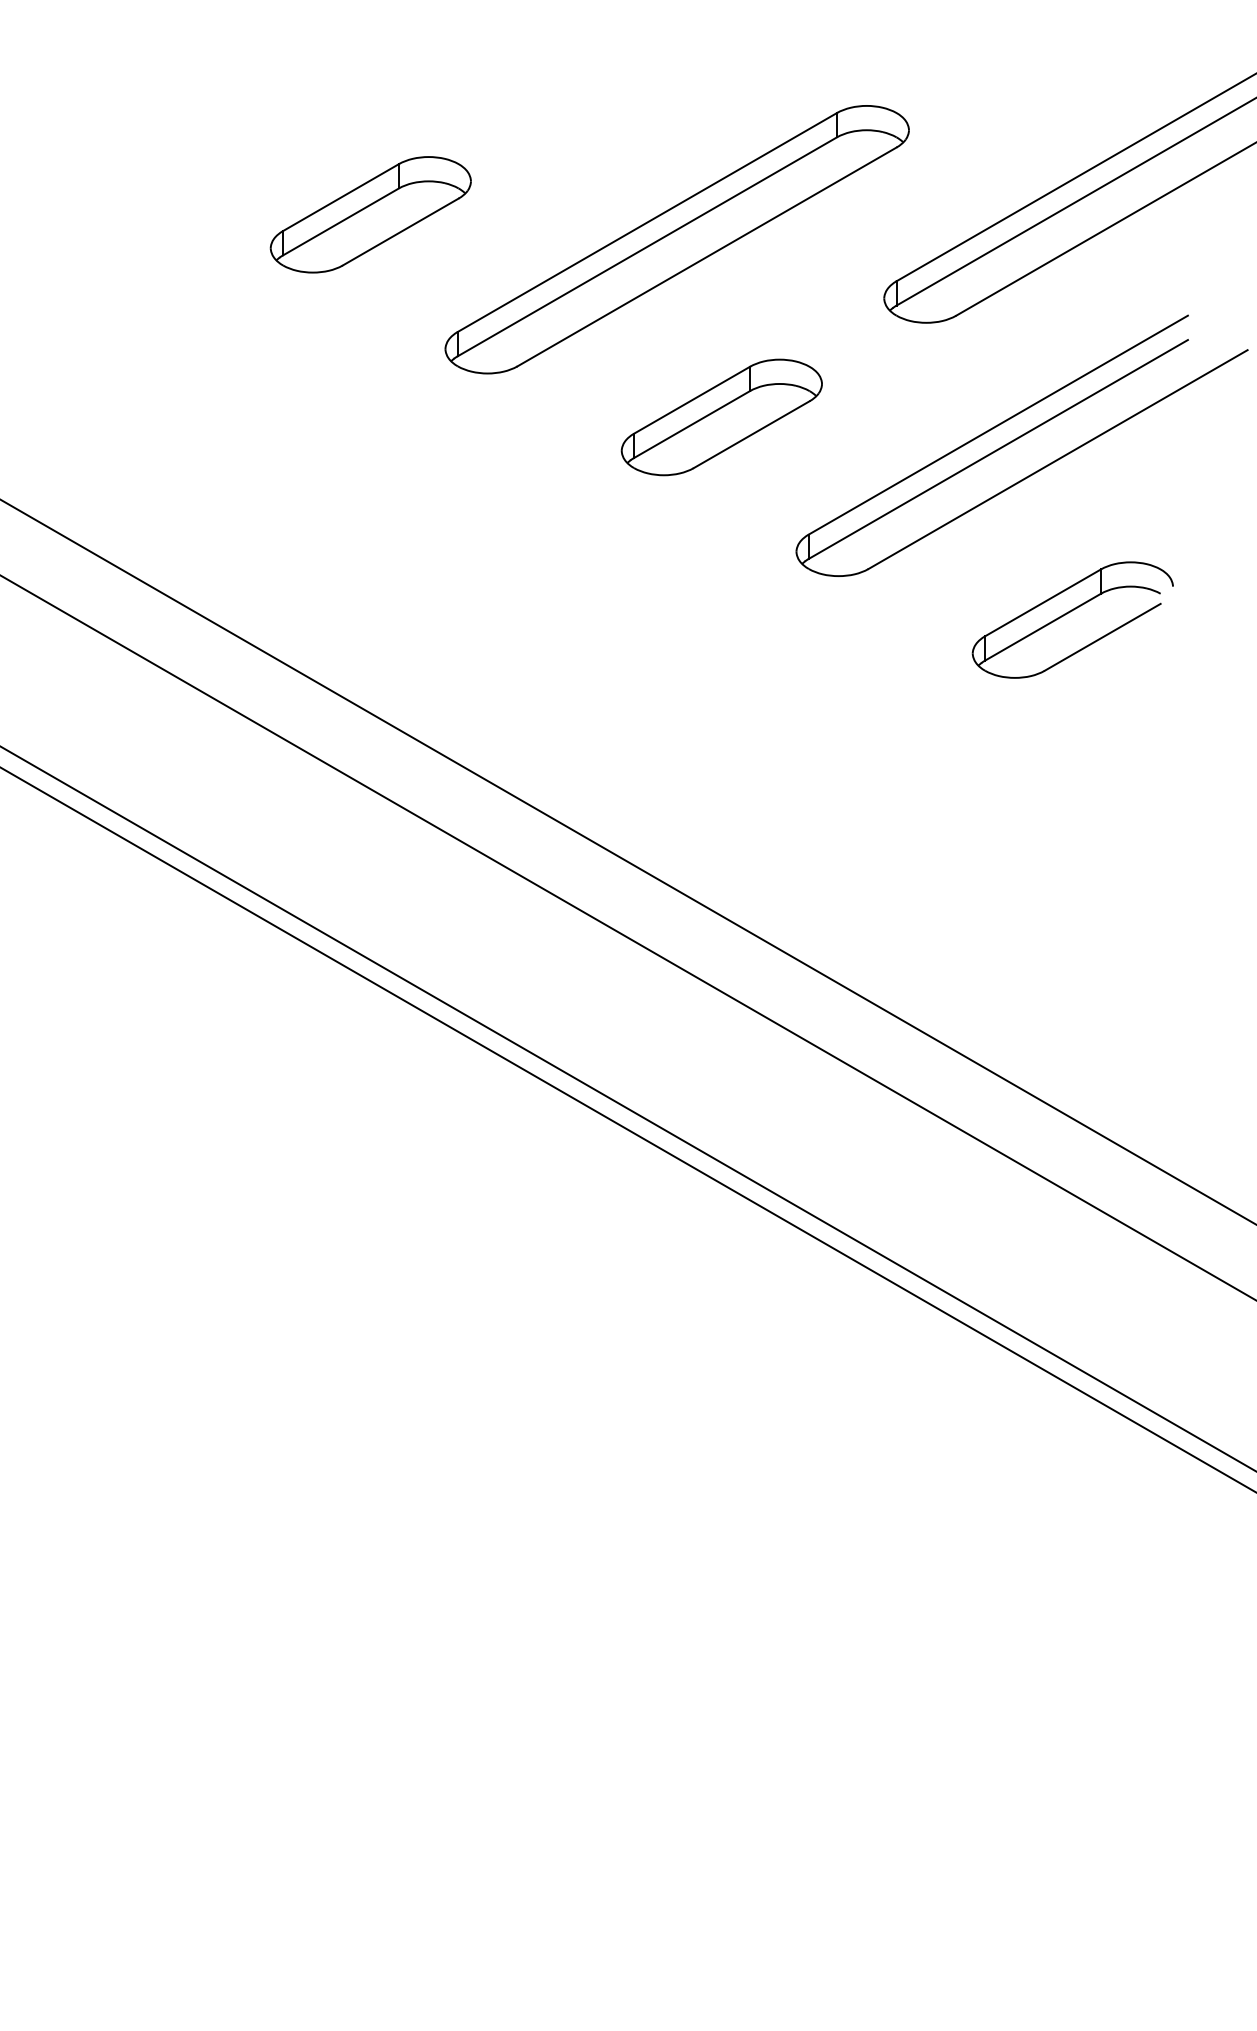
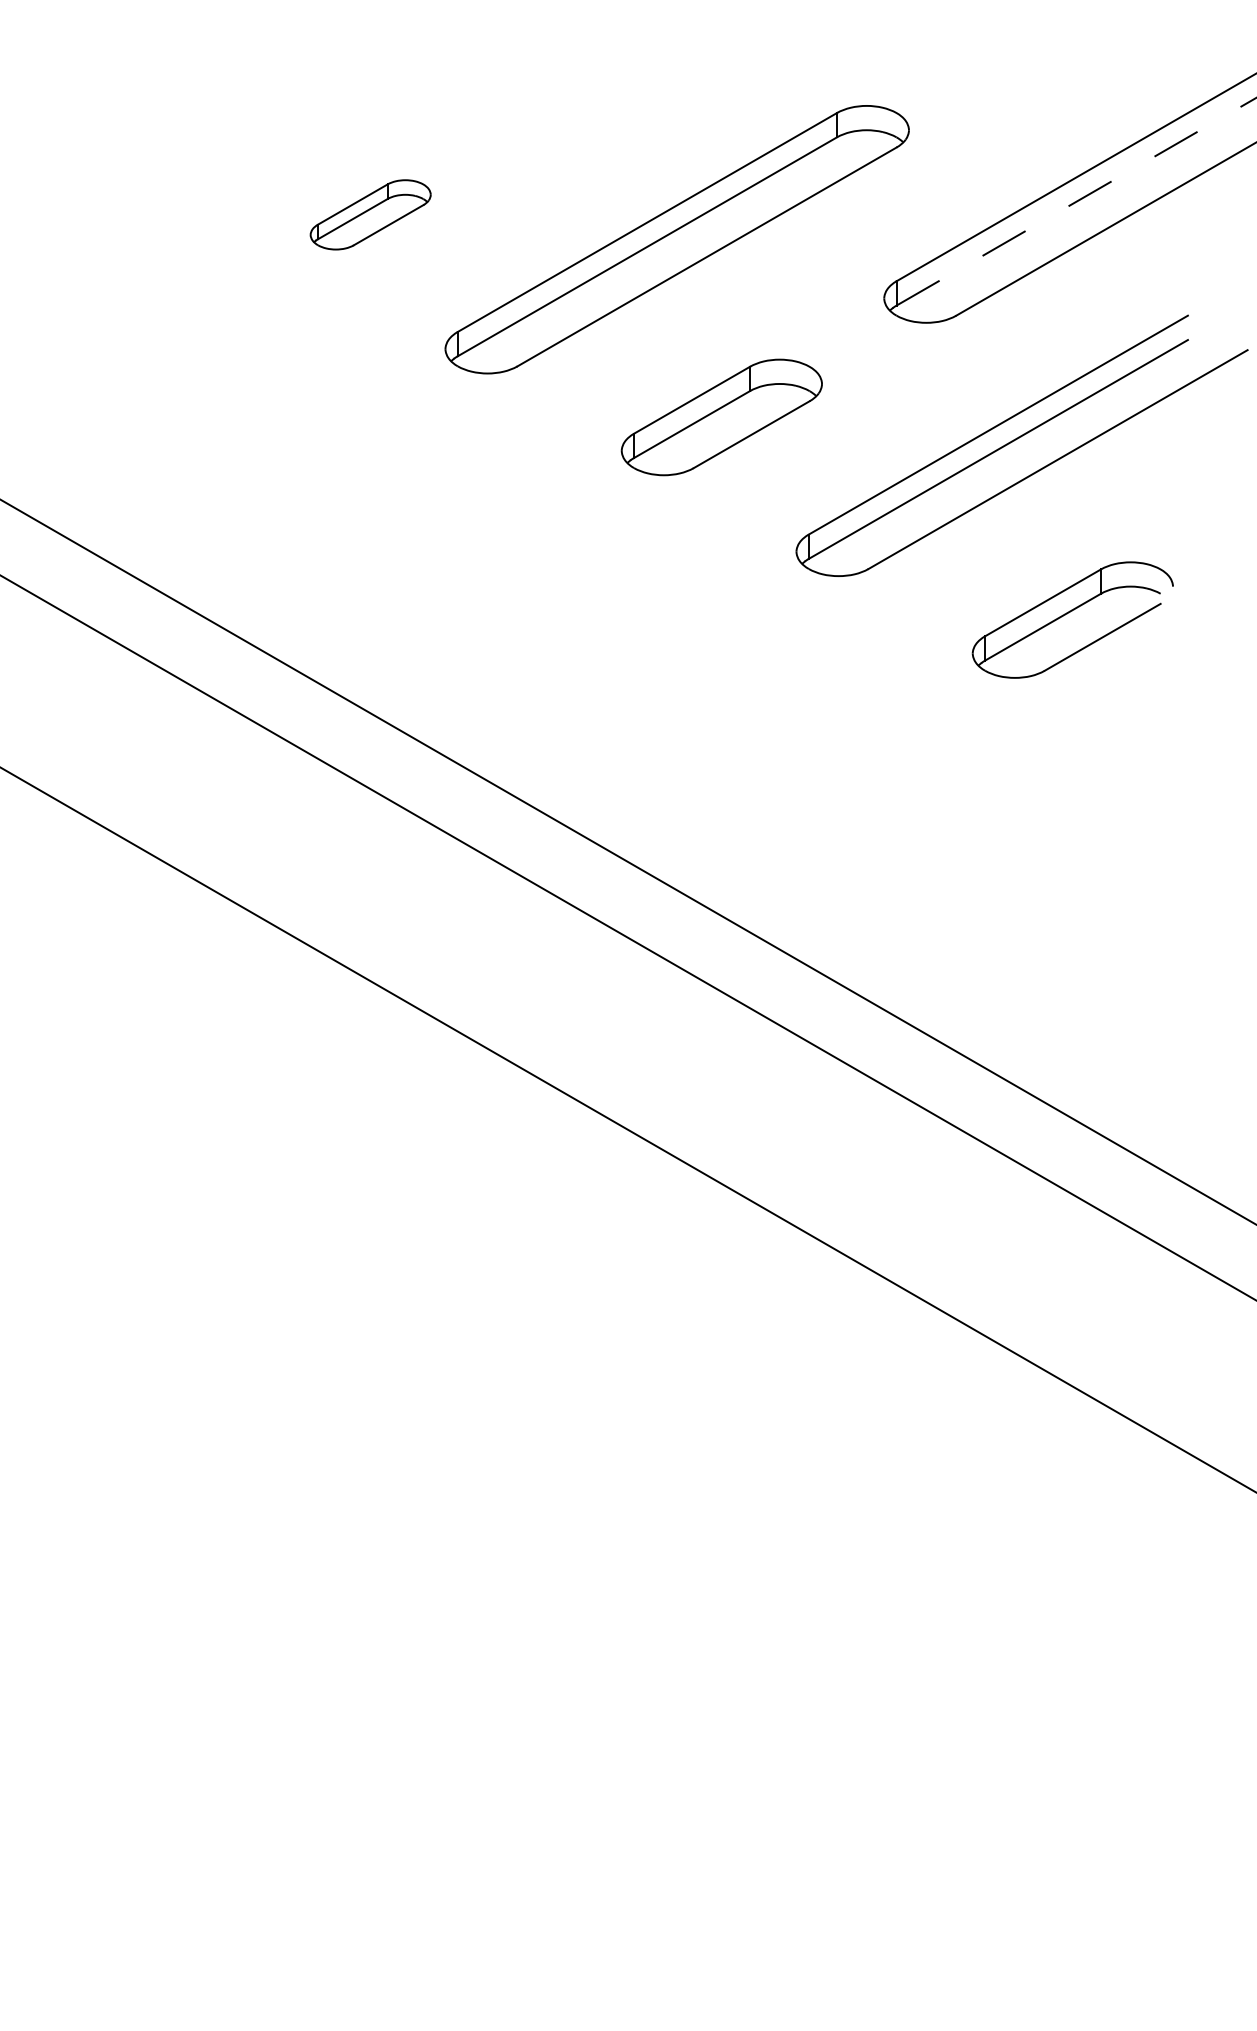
line: solid -> dashed (1076, 201)
part size: 203x118 px -> 123x72 px (370, 214)
line: present -> none (627, 1108)
